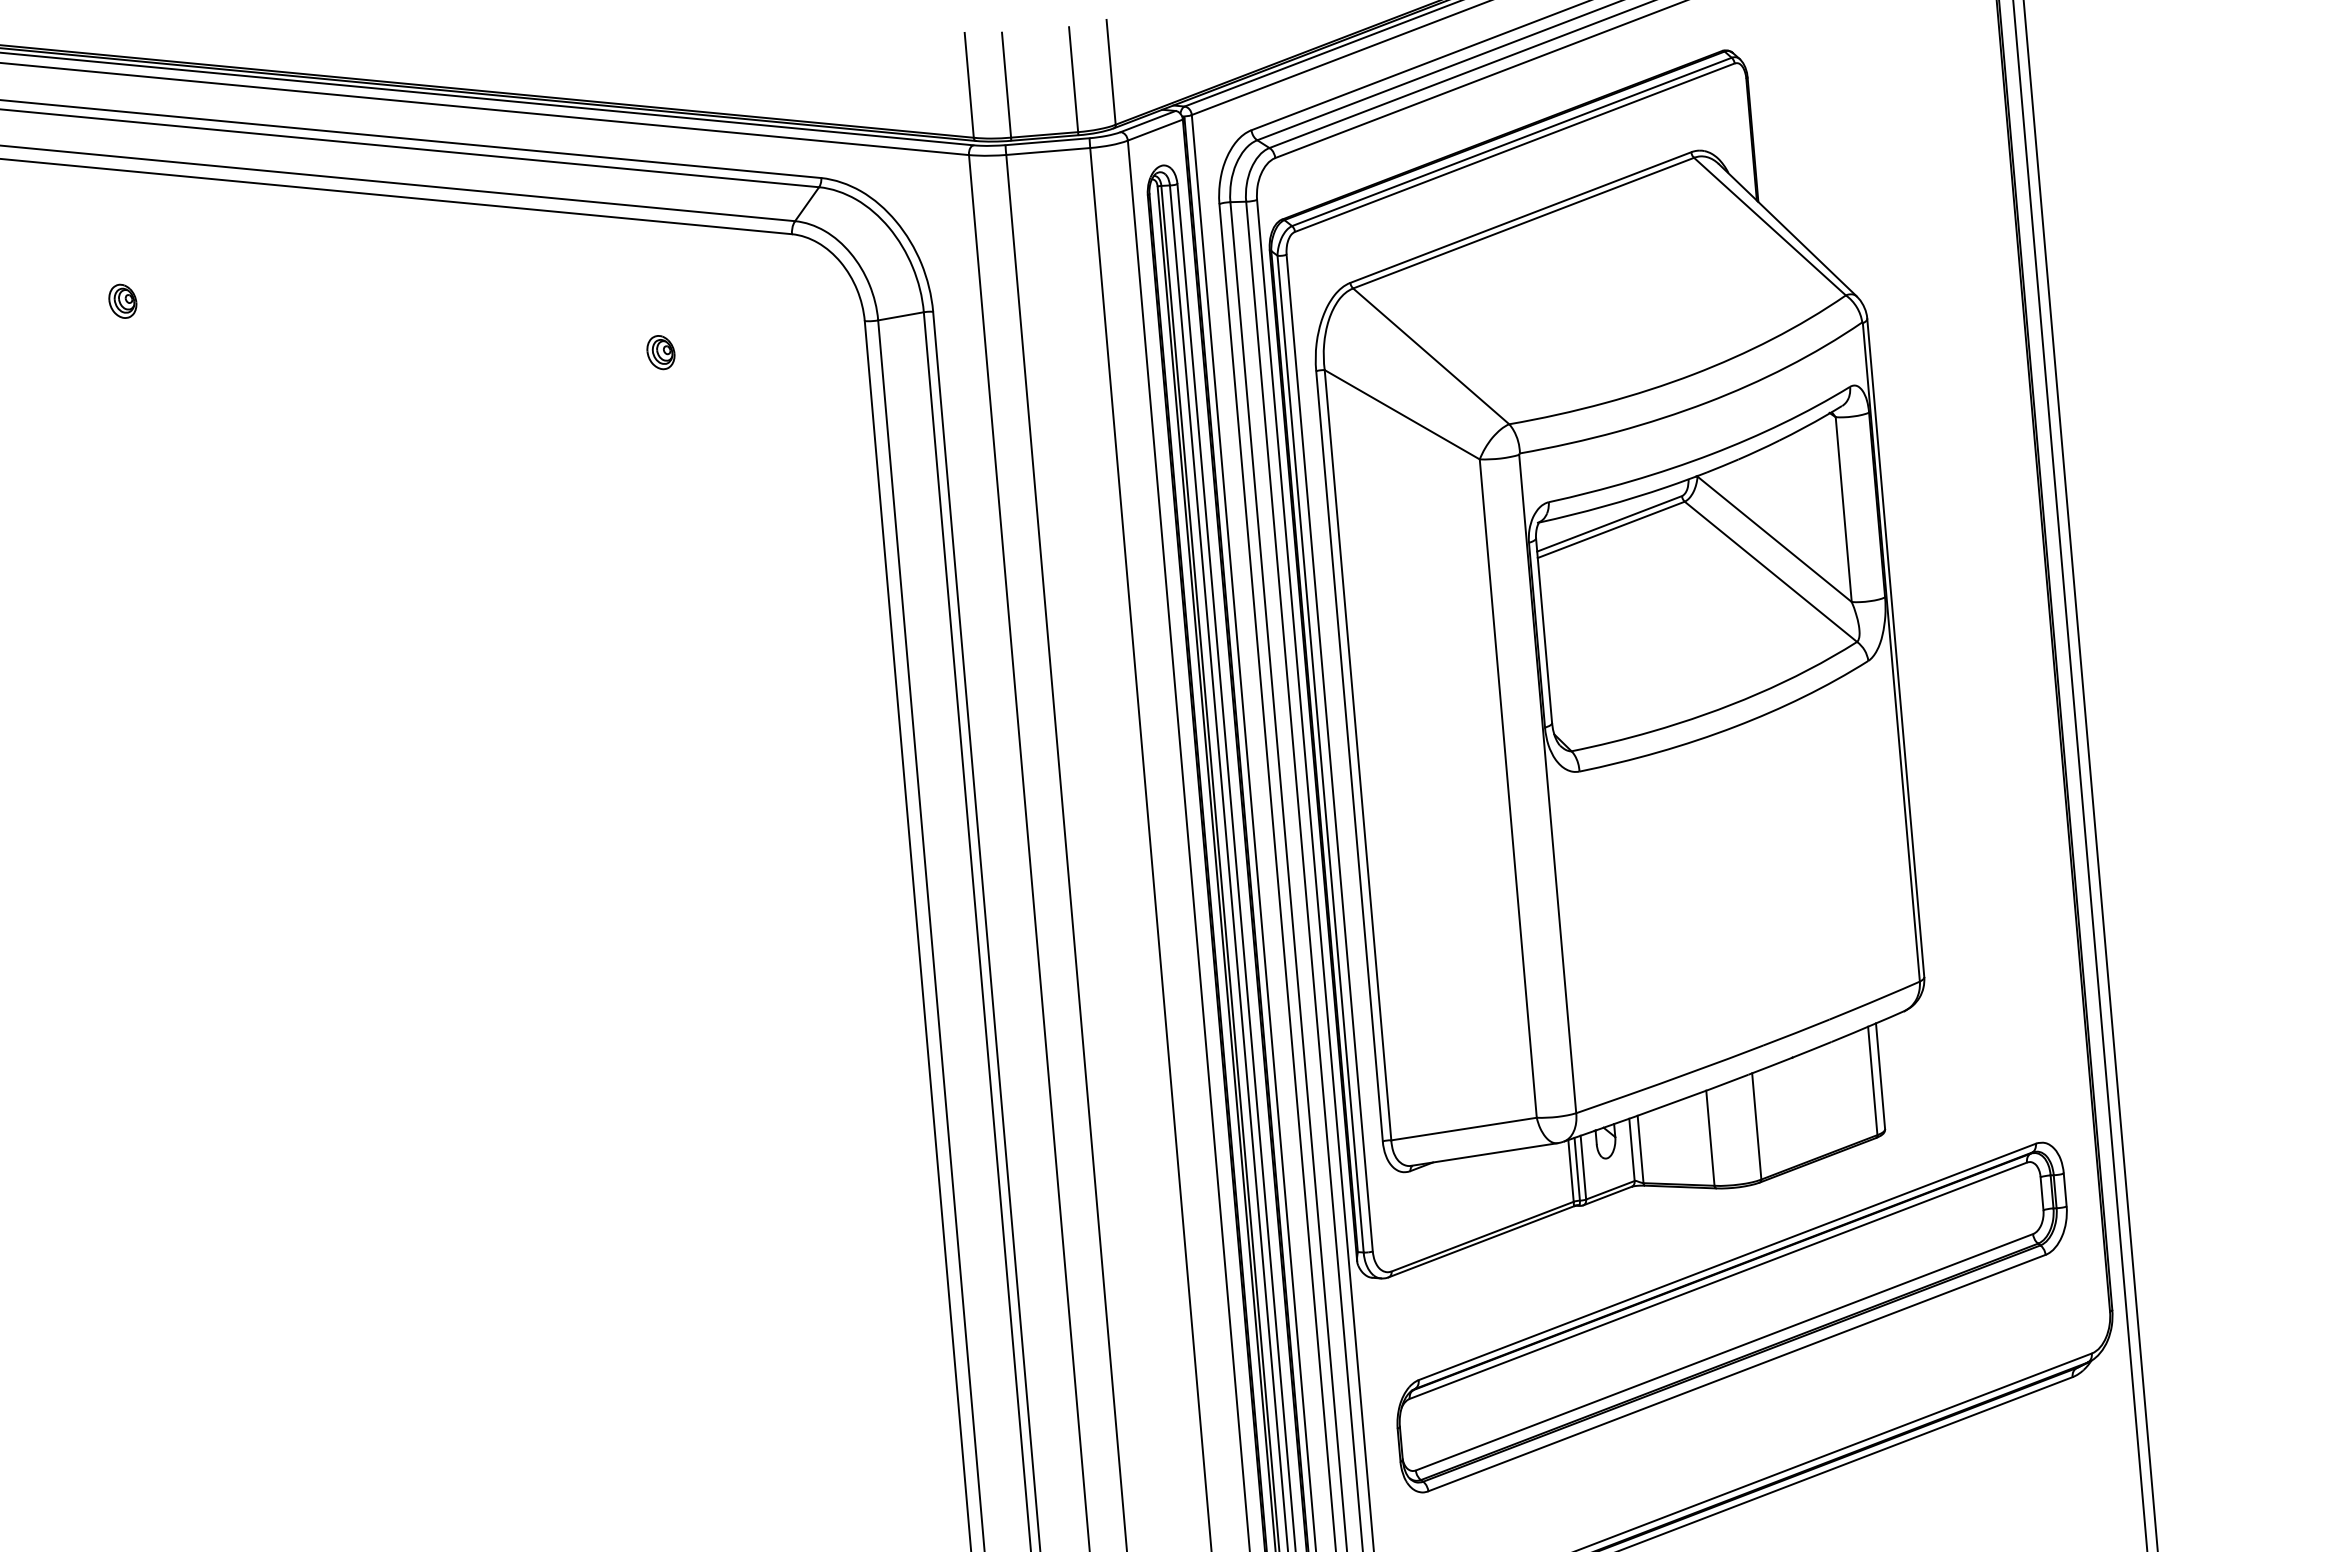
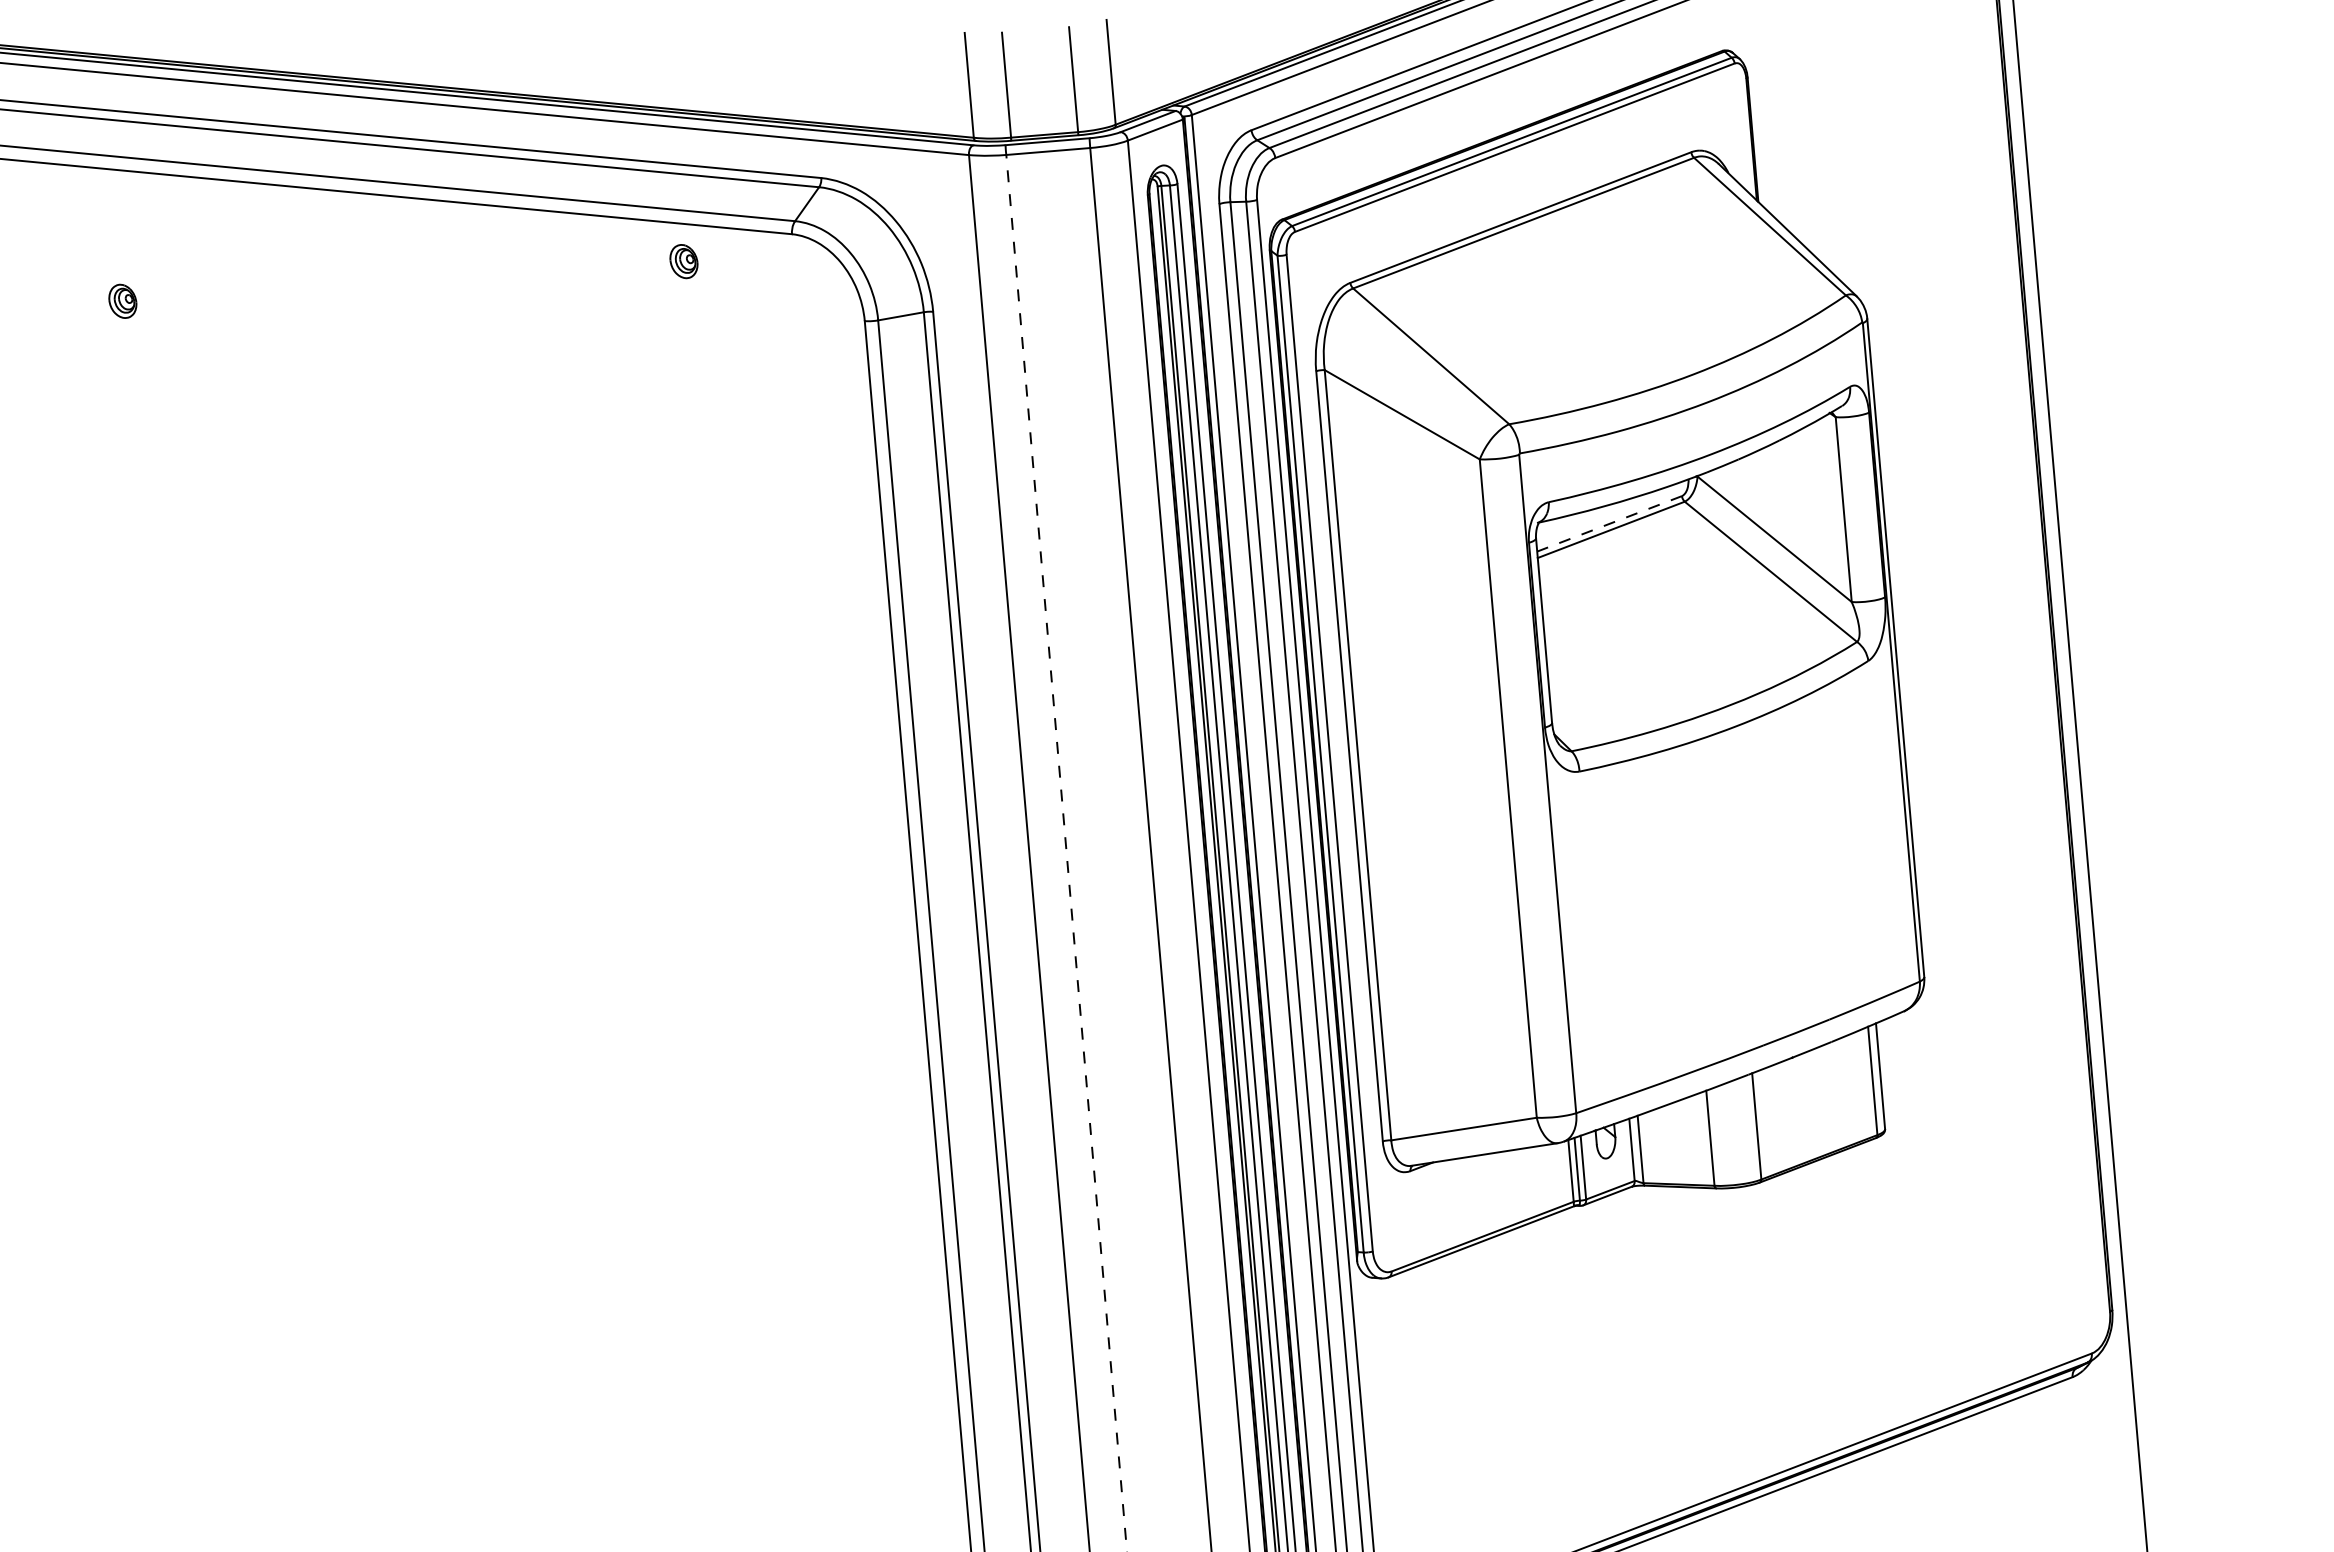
part position: (660, 352) -> (683, 261) (683, 261)
line: solid -> dashed (1609, 523)
line: present -> none (2090, 775)
line: solid -> dashed (1066, 853)
part: present -> none (1731, 1317)
